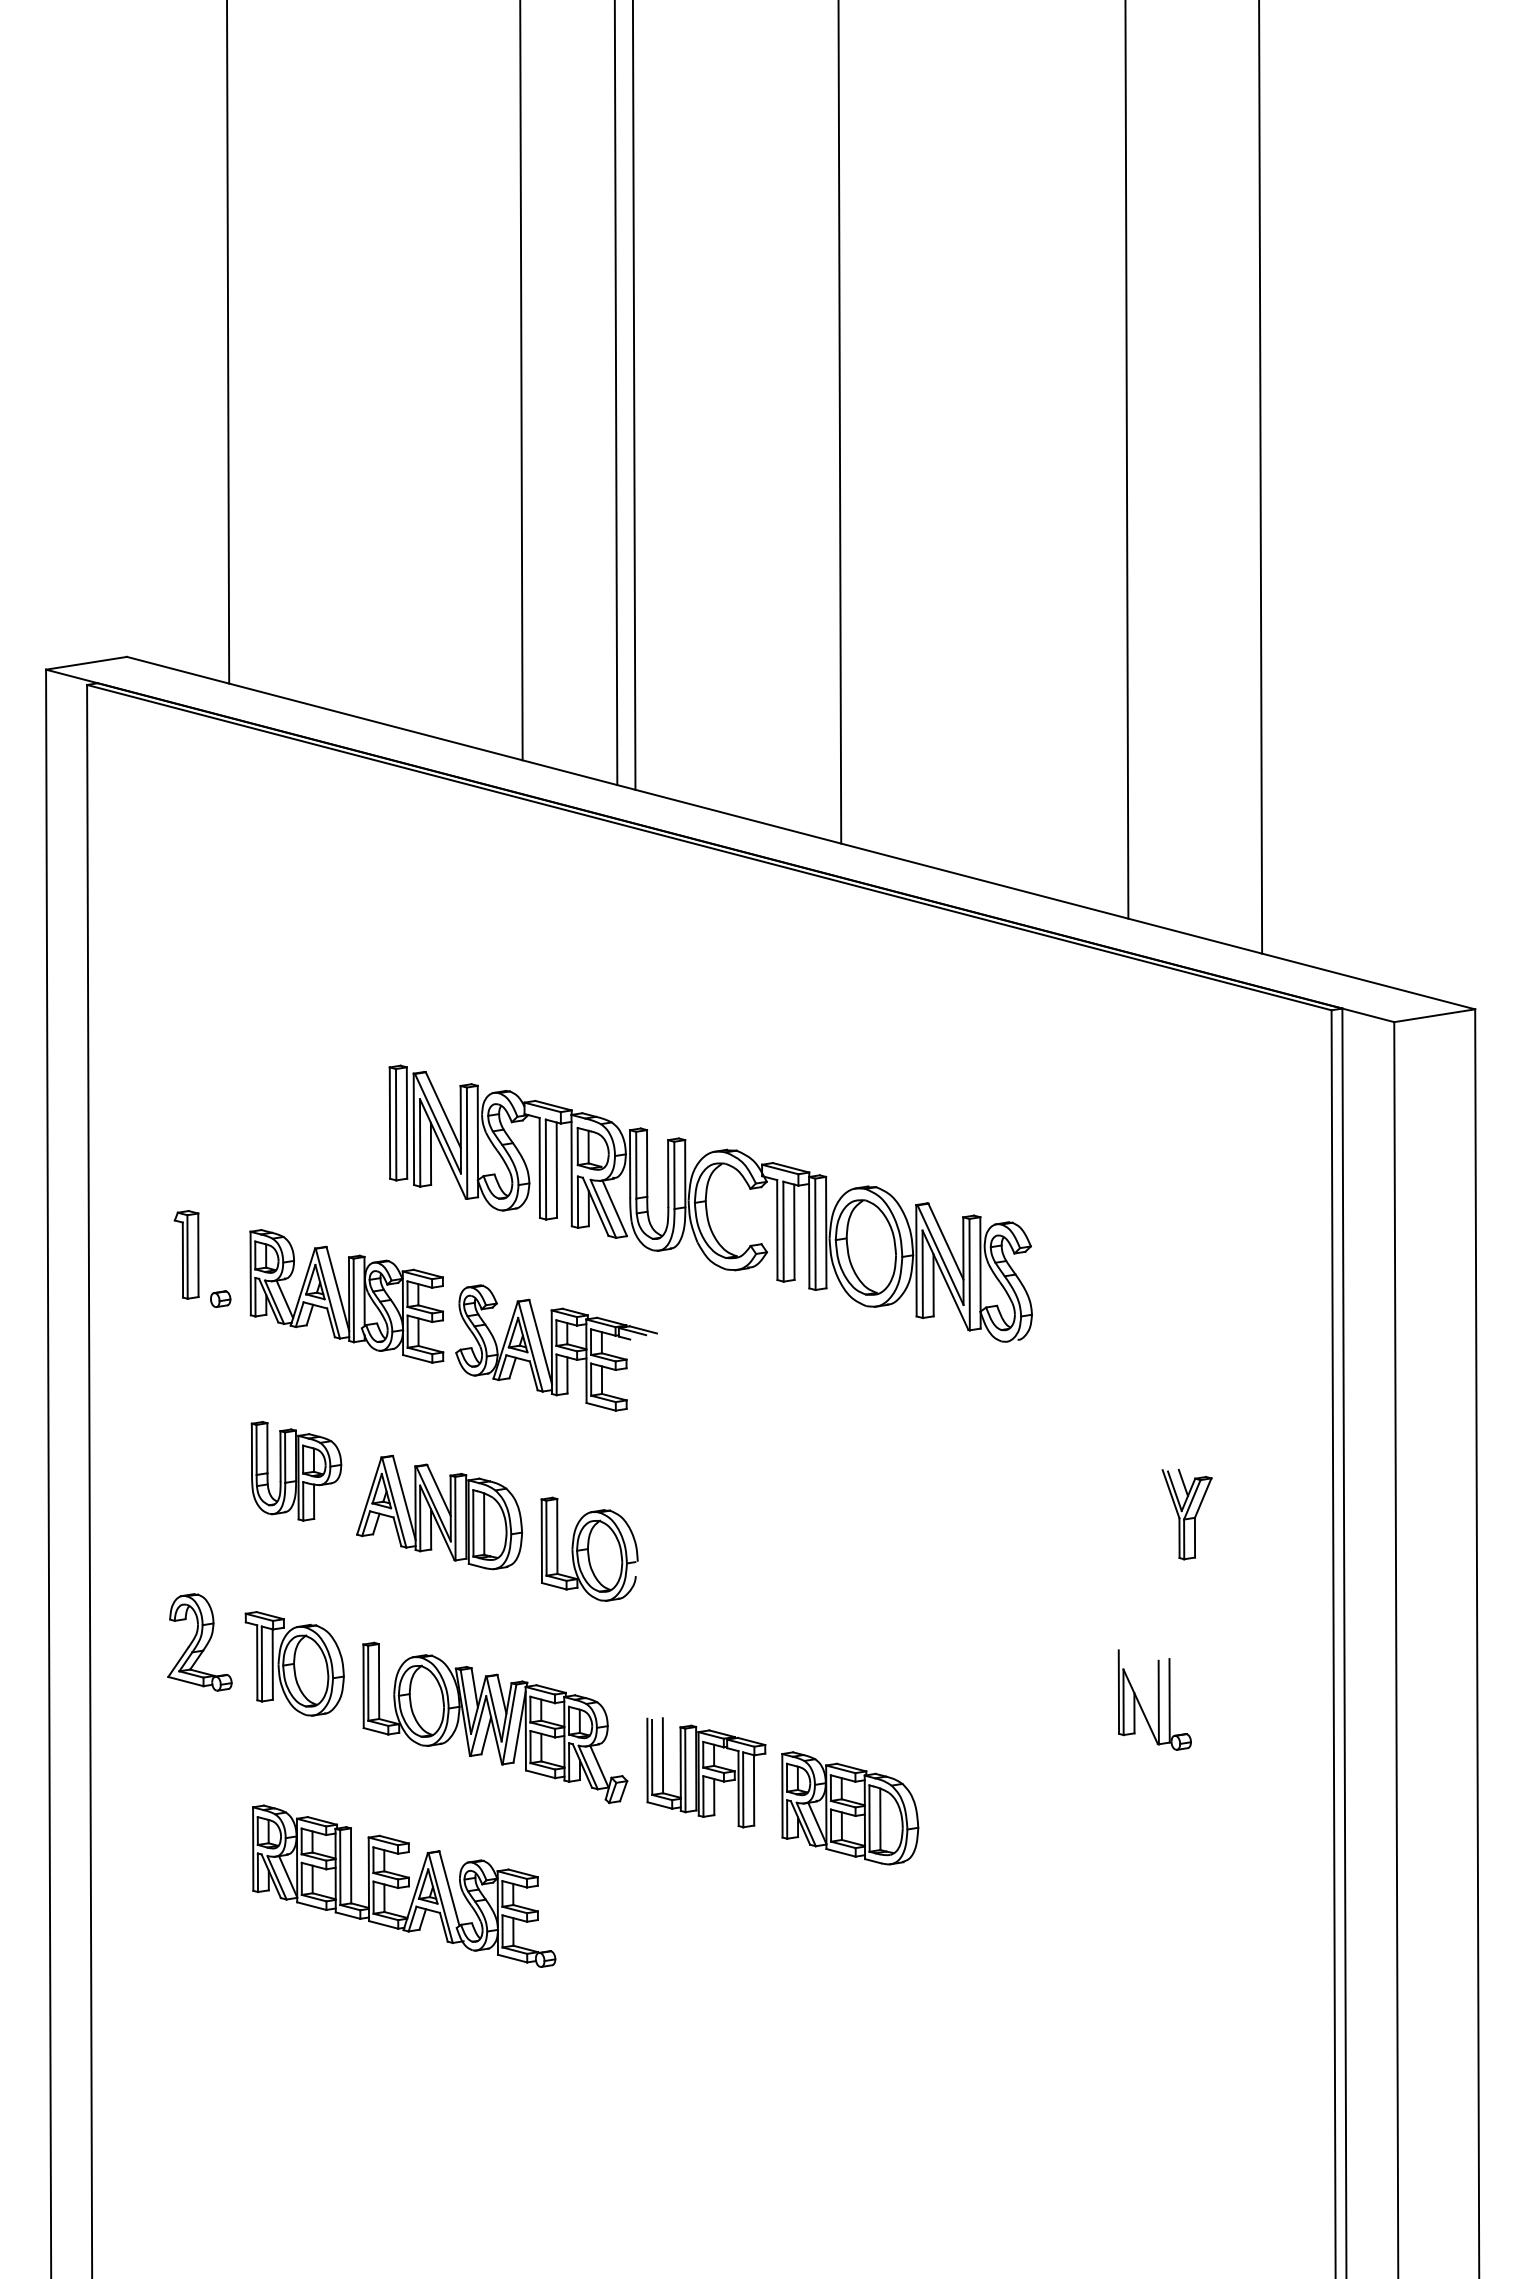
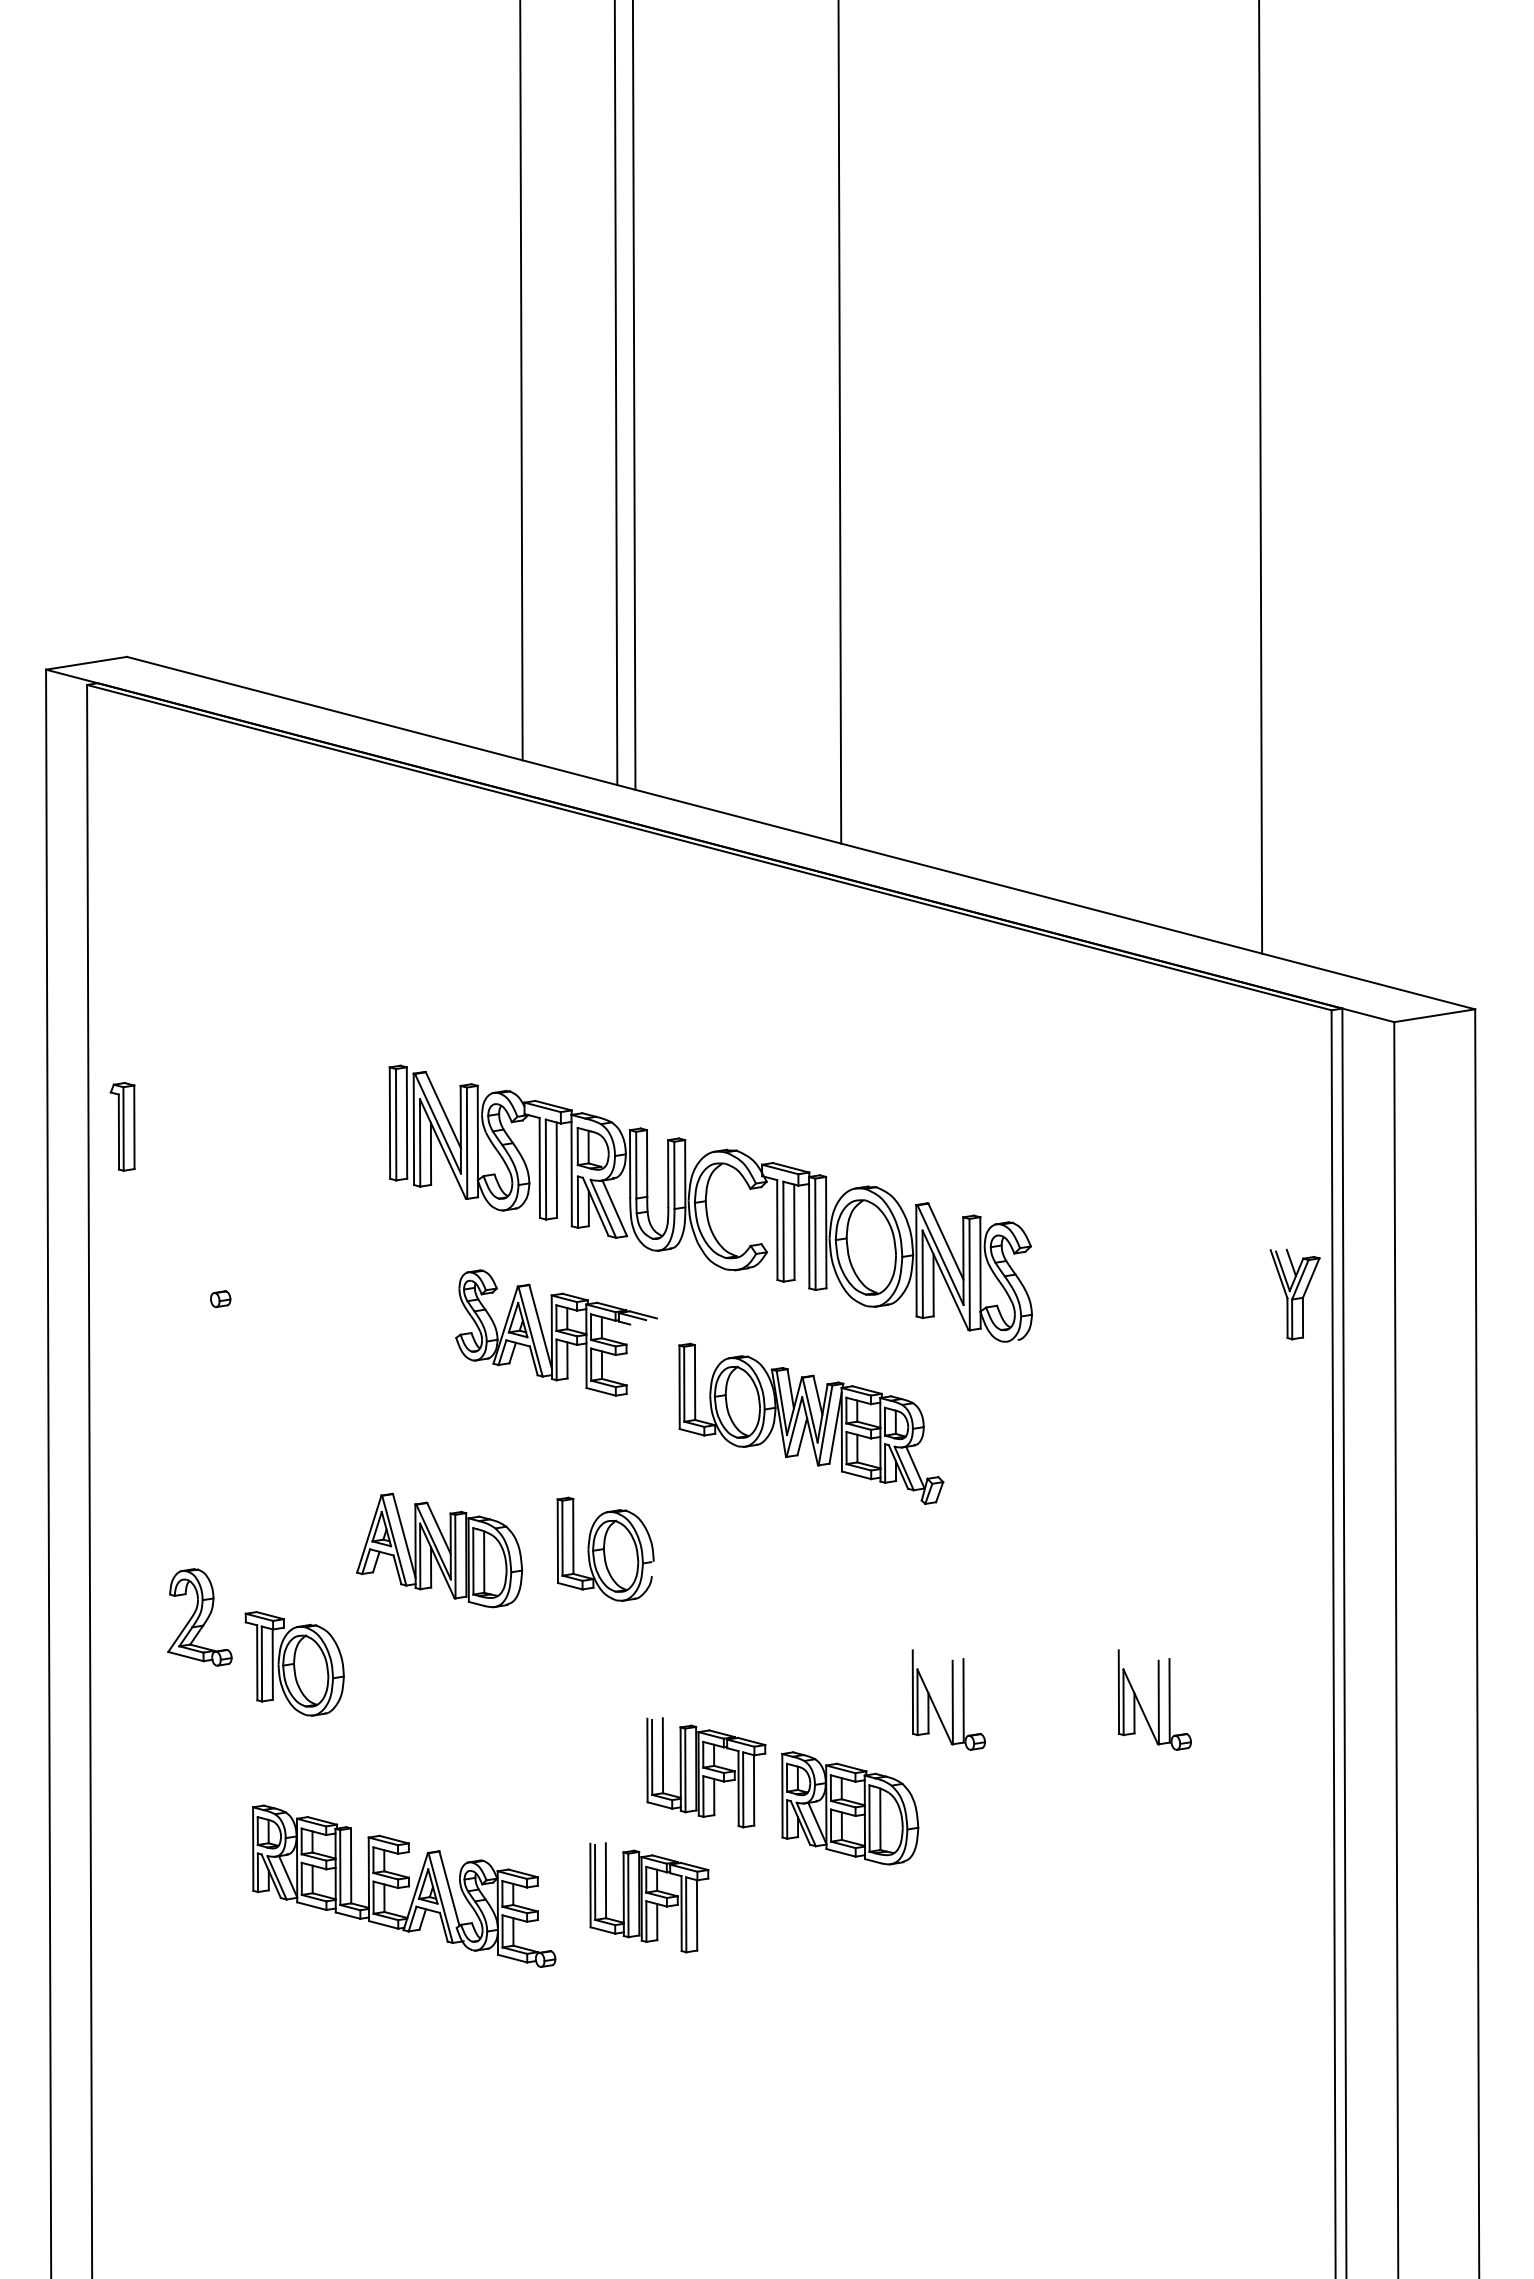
line: present -> none (228, 342)
line: present -> none (1126, 460)
part position: (186, 1254) -> (122, 1126) (122, 1126)
part: present -> none (346, 1296)
part position: (556, 1347) -> (556, 1332) (556, 1332)
part: present -> none (296, 1471)
part position: (439, 1512) -> (439, 1550) (439, 1550)
part position: (1186, 1514) -> (1294, 1294) (1294, 1294)
part position: (589, 1548) -> (605, 1548) (605, 1548)
part position: (199, 1642) -> (199, 1617) (199, 1617)
part: none -> present (948, 1699)
part position: (495, 1722) -> (811, 1423) (811, 1423)
part: none -> present (649, 1897)
